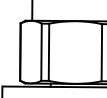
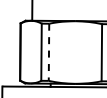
line: solid -> dashed (49, 52)
